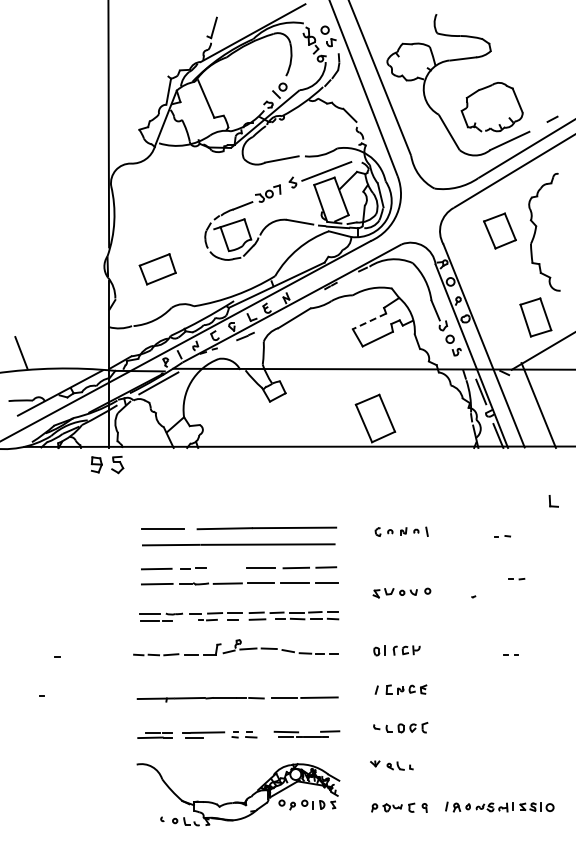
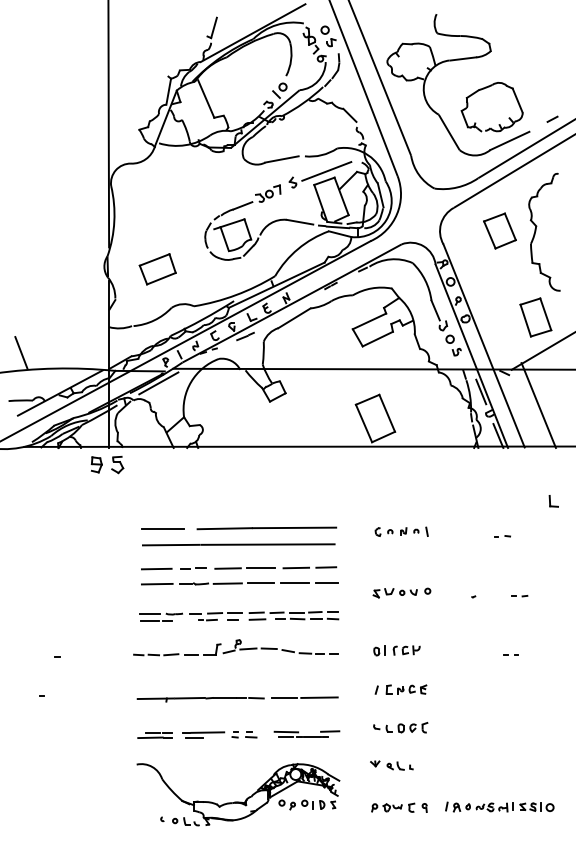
line: dashed -> solid (369, 321)
line: none -> present (227, 568)
part position: (516, 579) -> (519, 596) (519, 596)
